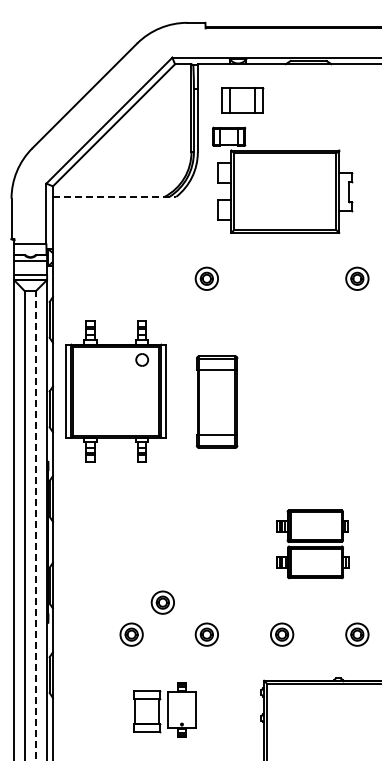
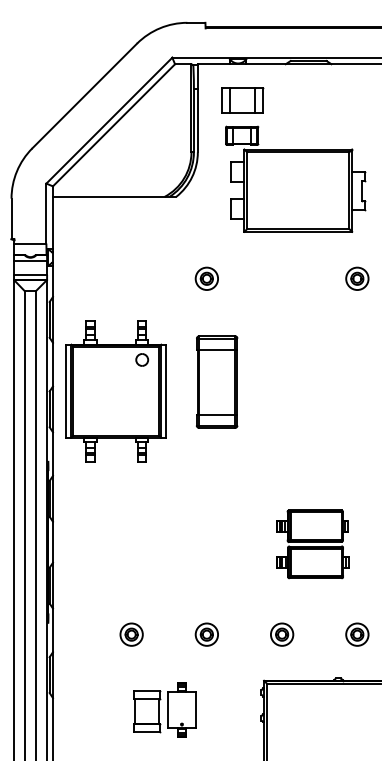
part position: (282, 179) -> (295, 178) (295, 178)
line: dashed -> solid (114, 196)
part position: (217, 401) -> (217, 381) (217, 381)
line: dashed -> solid (36, 525)
part: present -> none (162, 602)
